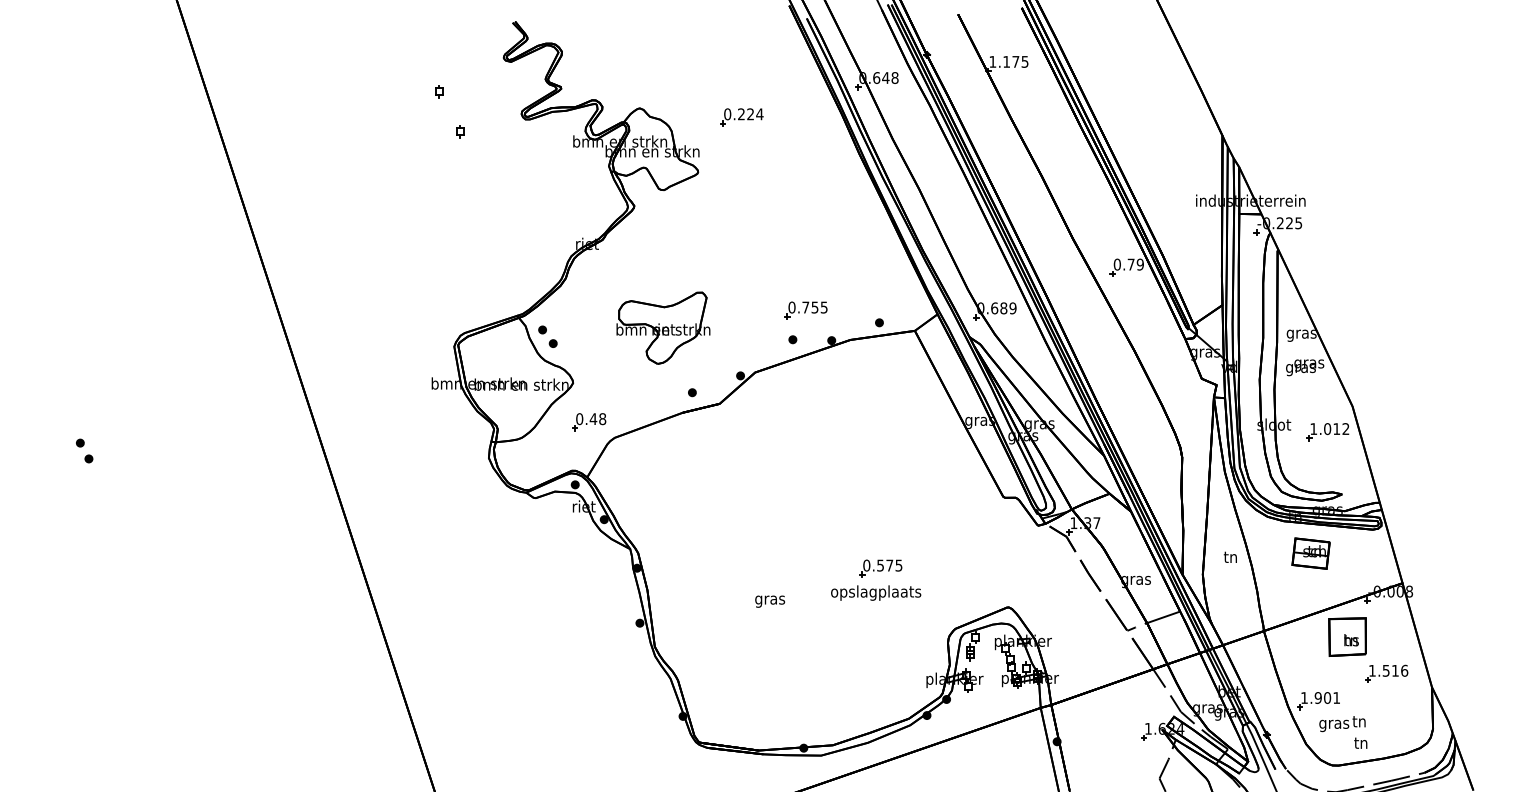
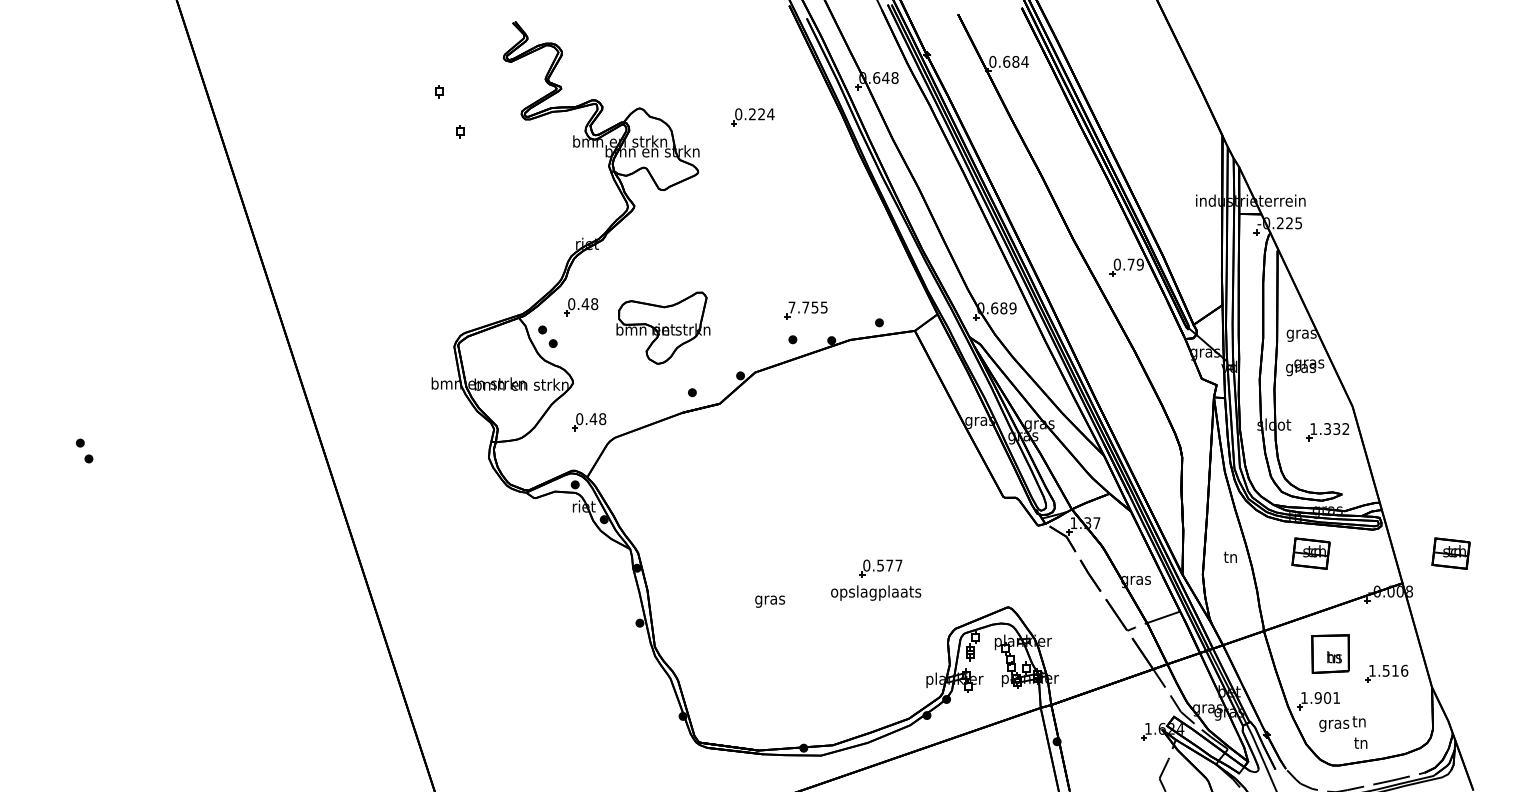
text: 1.175 -> 0.684 (1008, 61)
part position: (741, 117) -> (752, 117) (752, 117)
part: none -> present (581, 307)
text: 0.755 -> 7.755 (791, 307)
text: 1.012 -> 1.332 (1332, 429)
part: none -> present (1450, 553)
text: 0.575 -> 0.577 (898, 565)
part position: (1347, 636) -> (1330, 653) (1330, 653)
